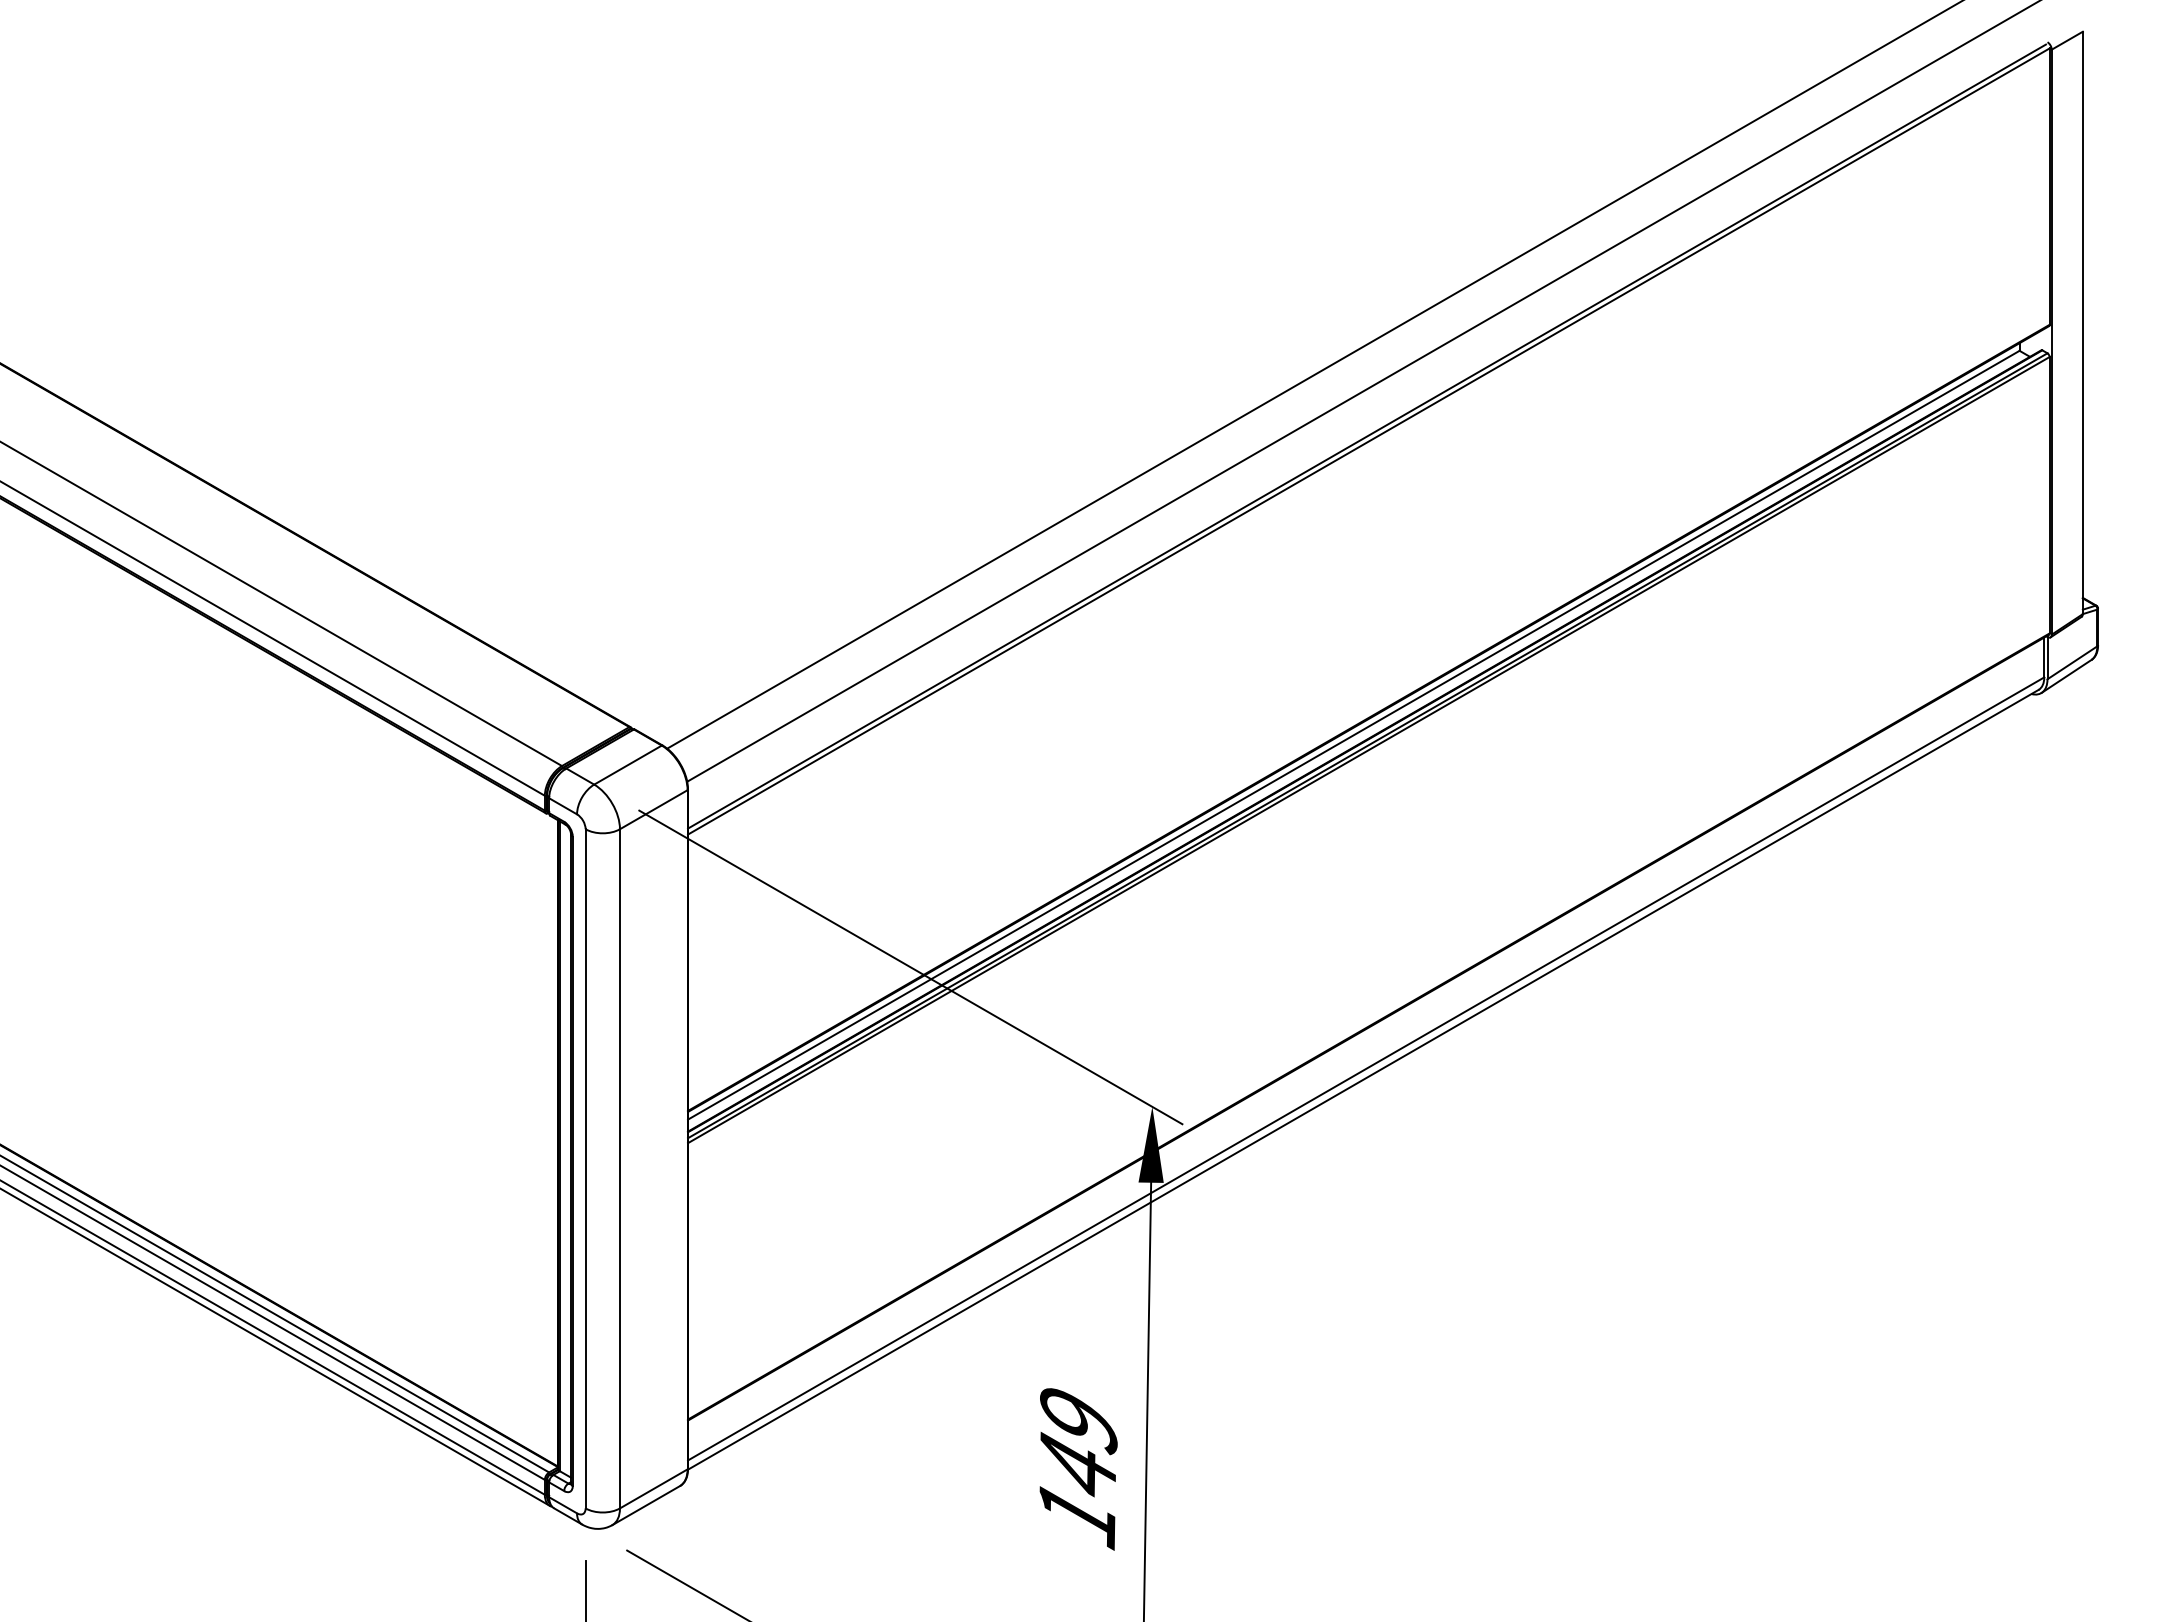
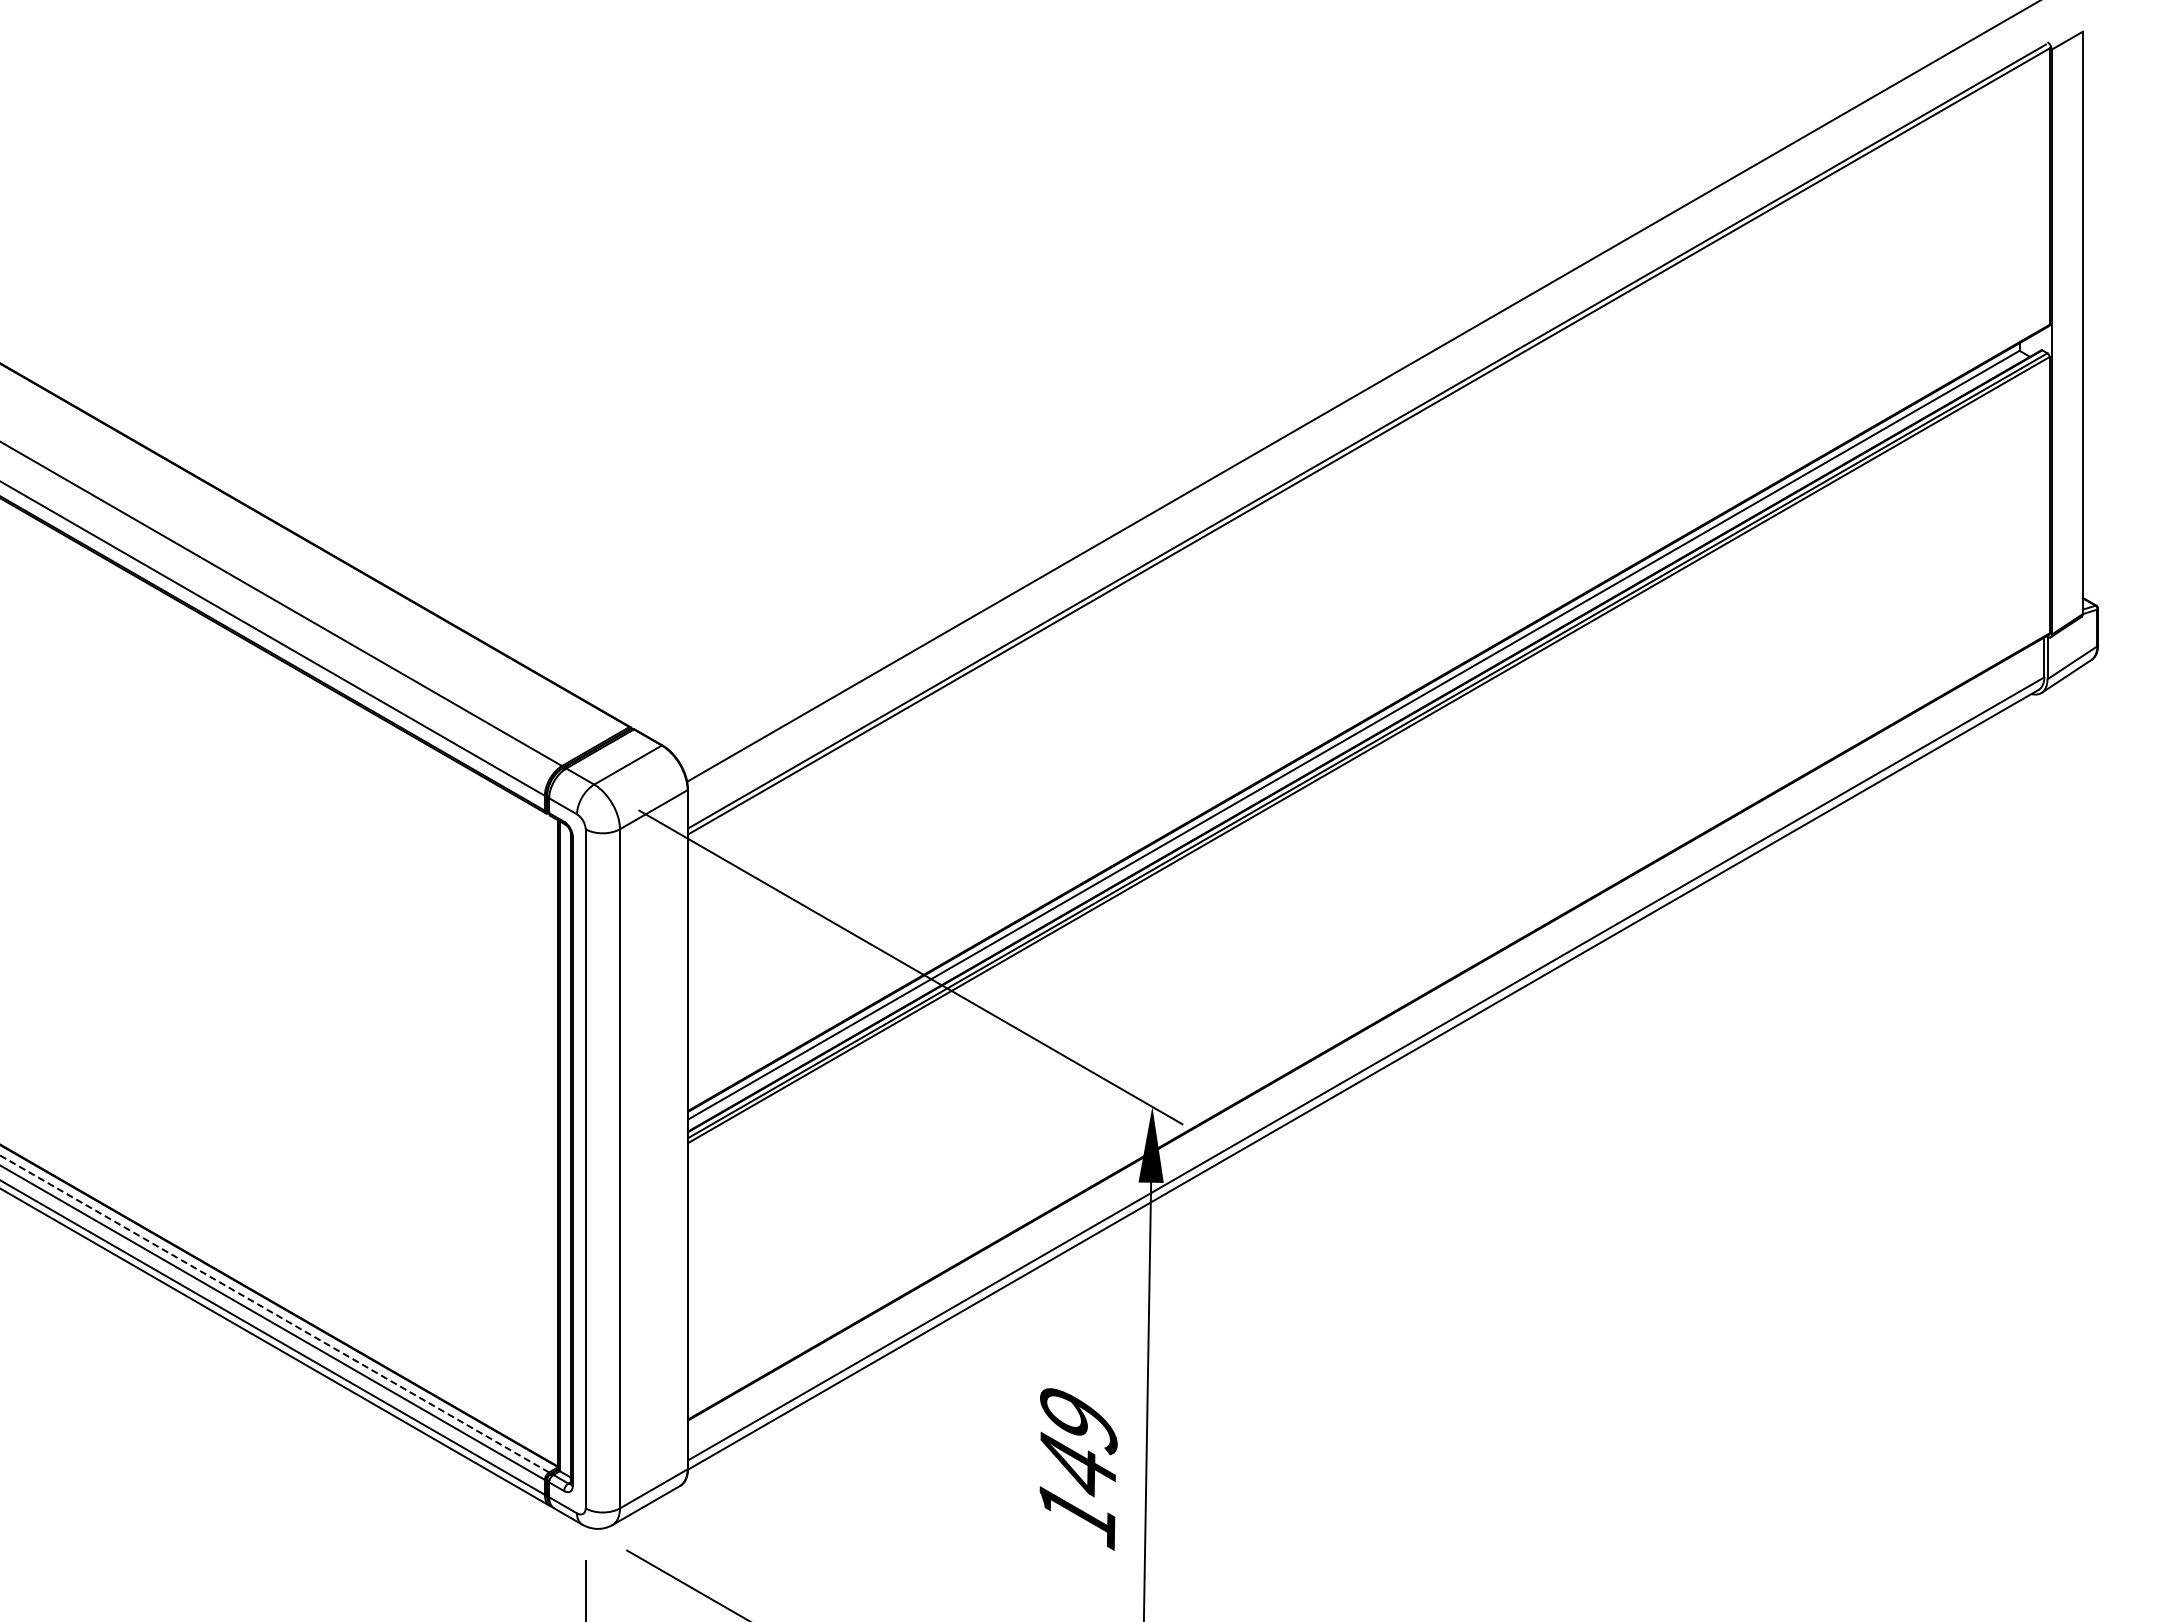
line: present -> none (1313, 375)
line: solid -> dashed (274, 1313)
